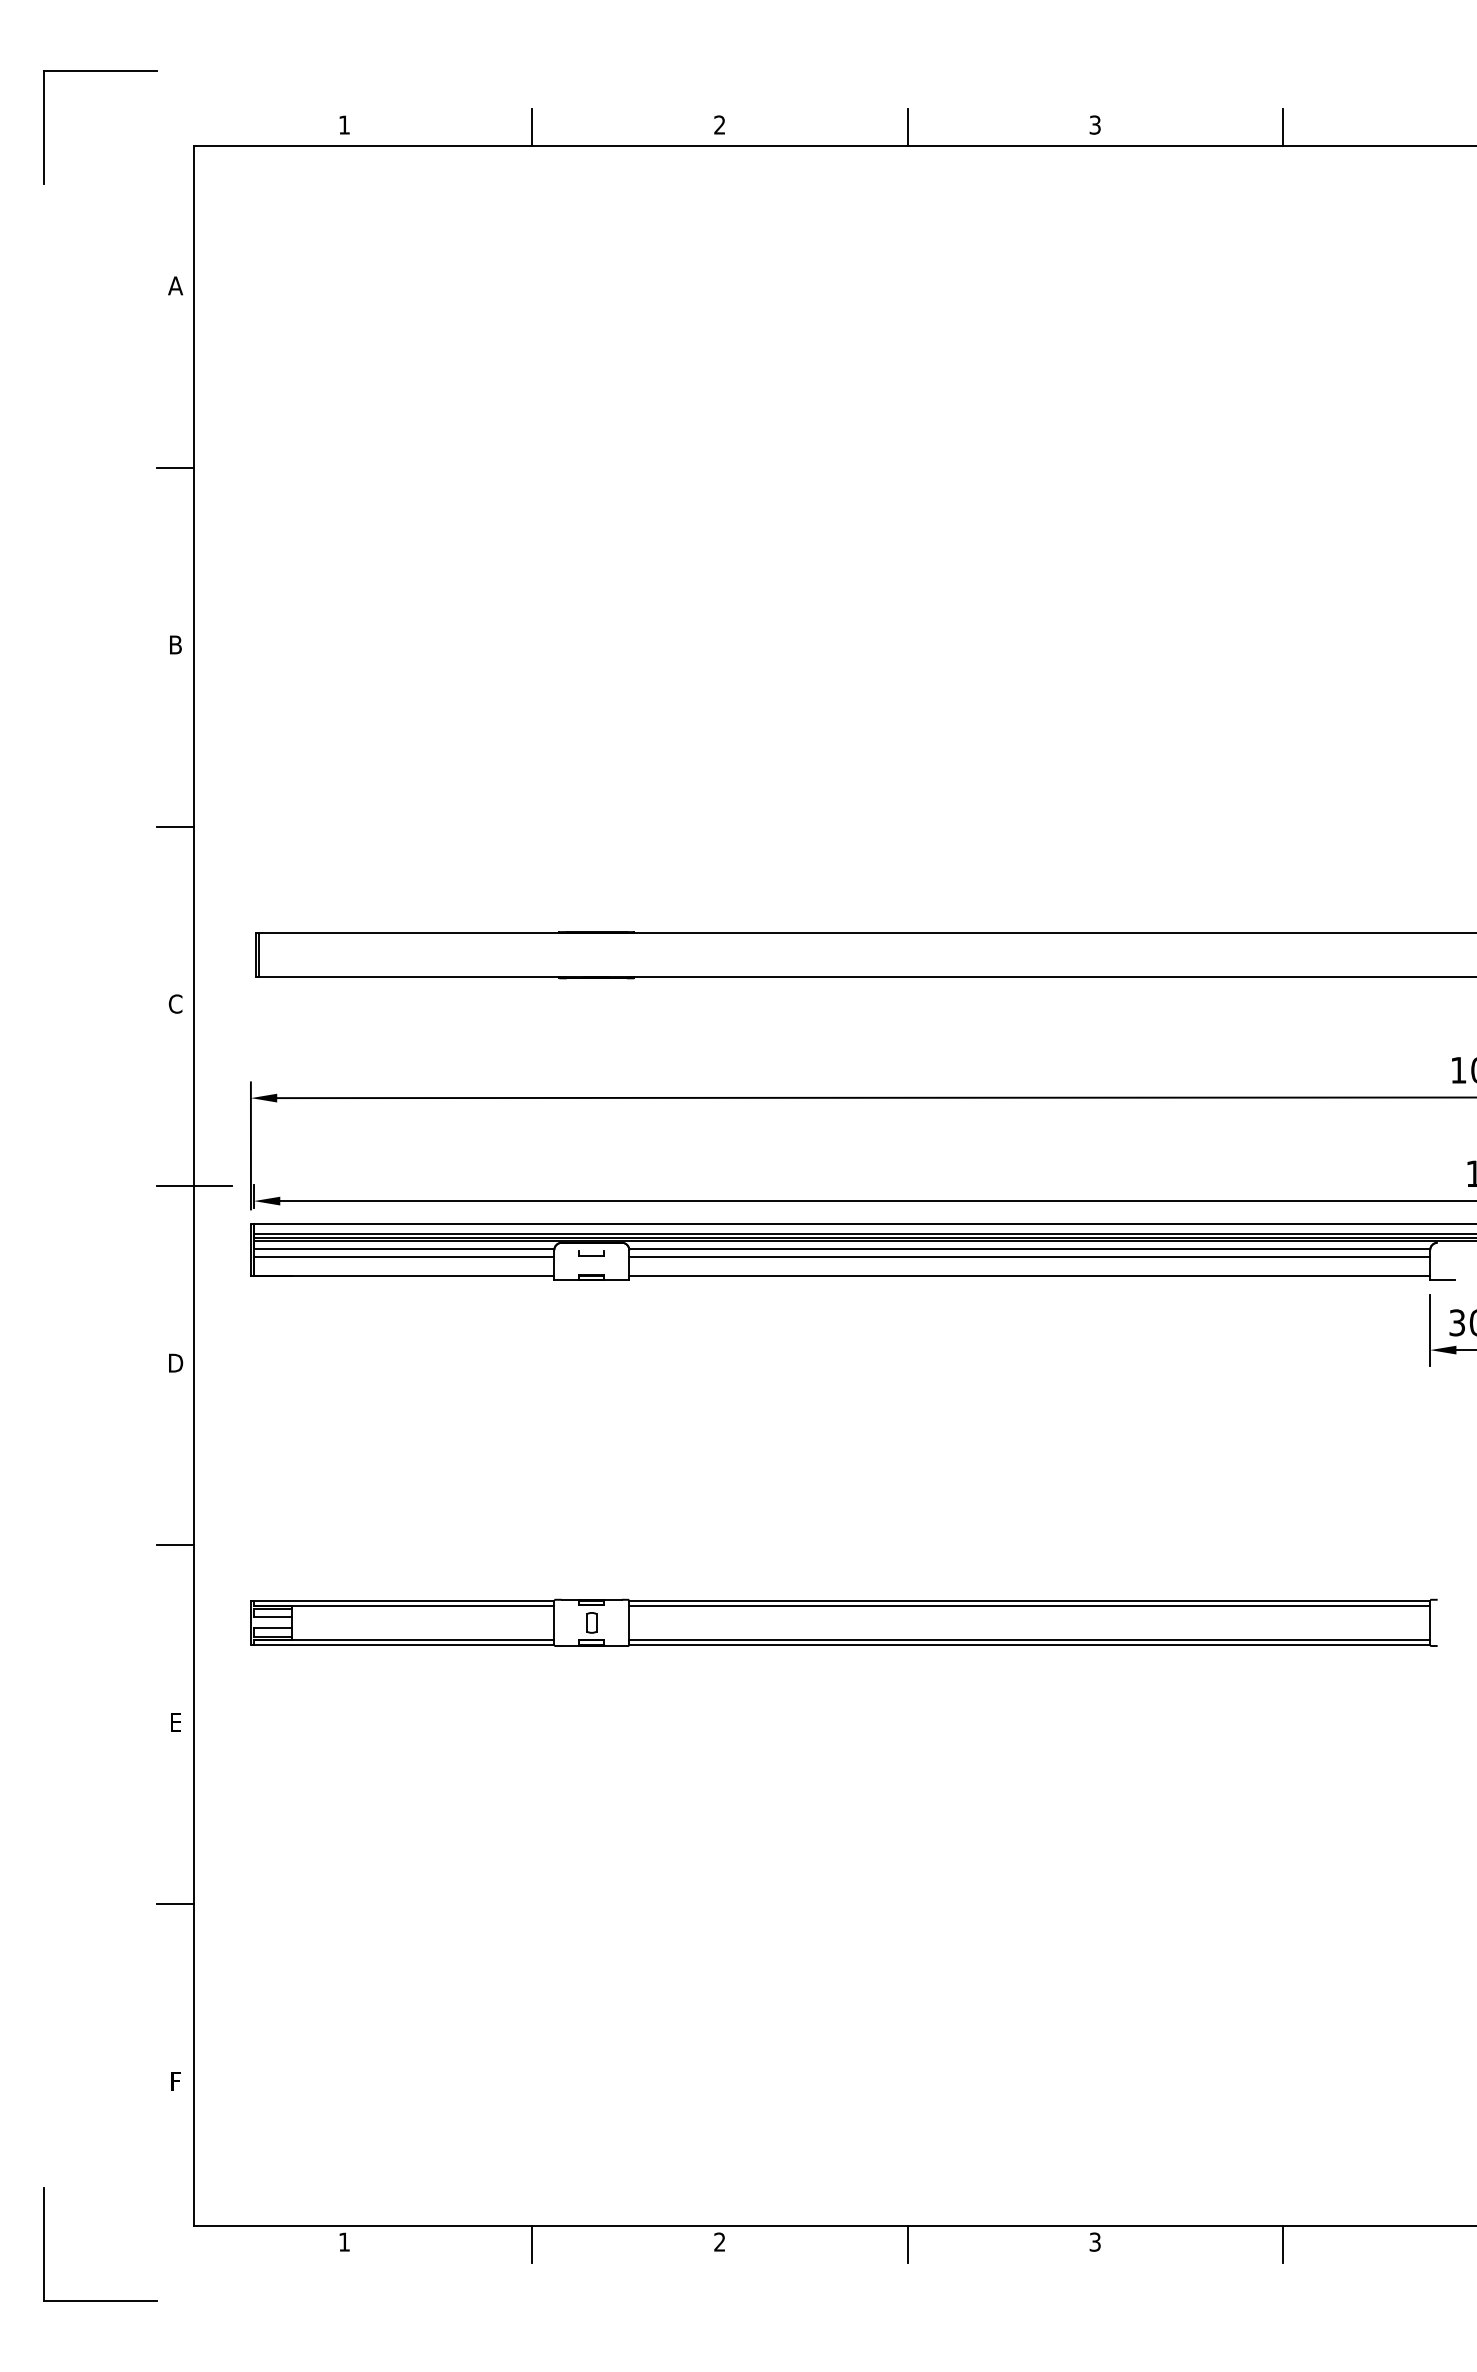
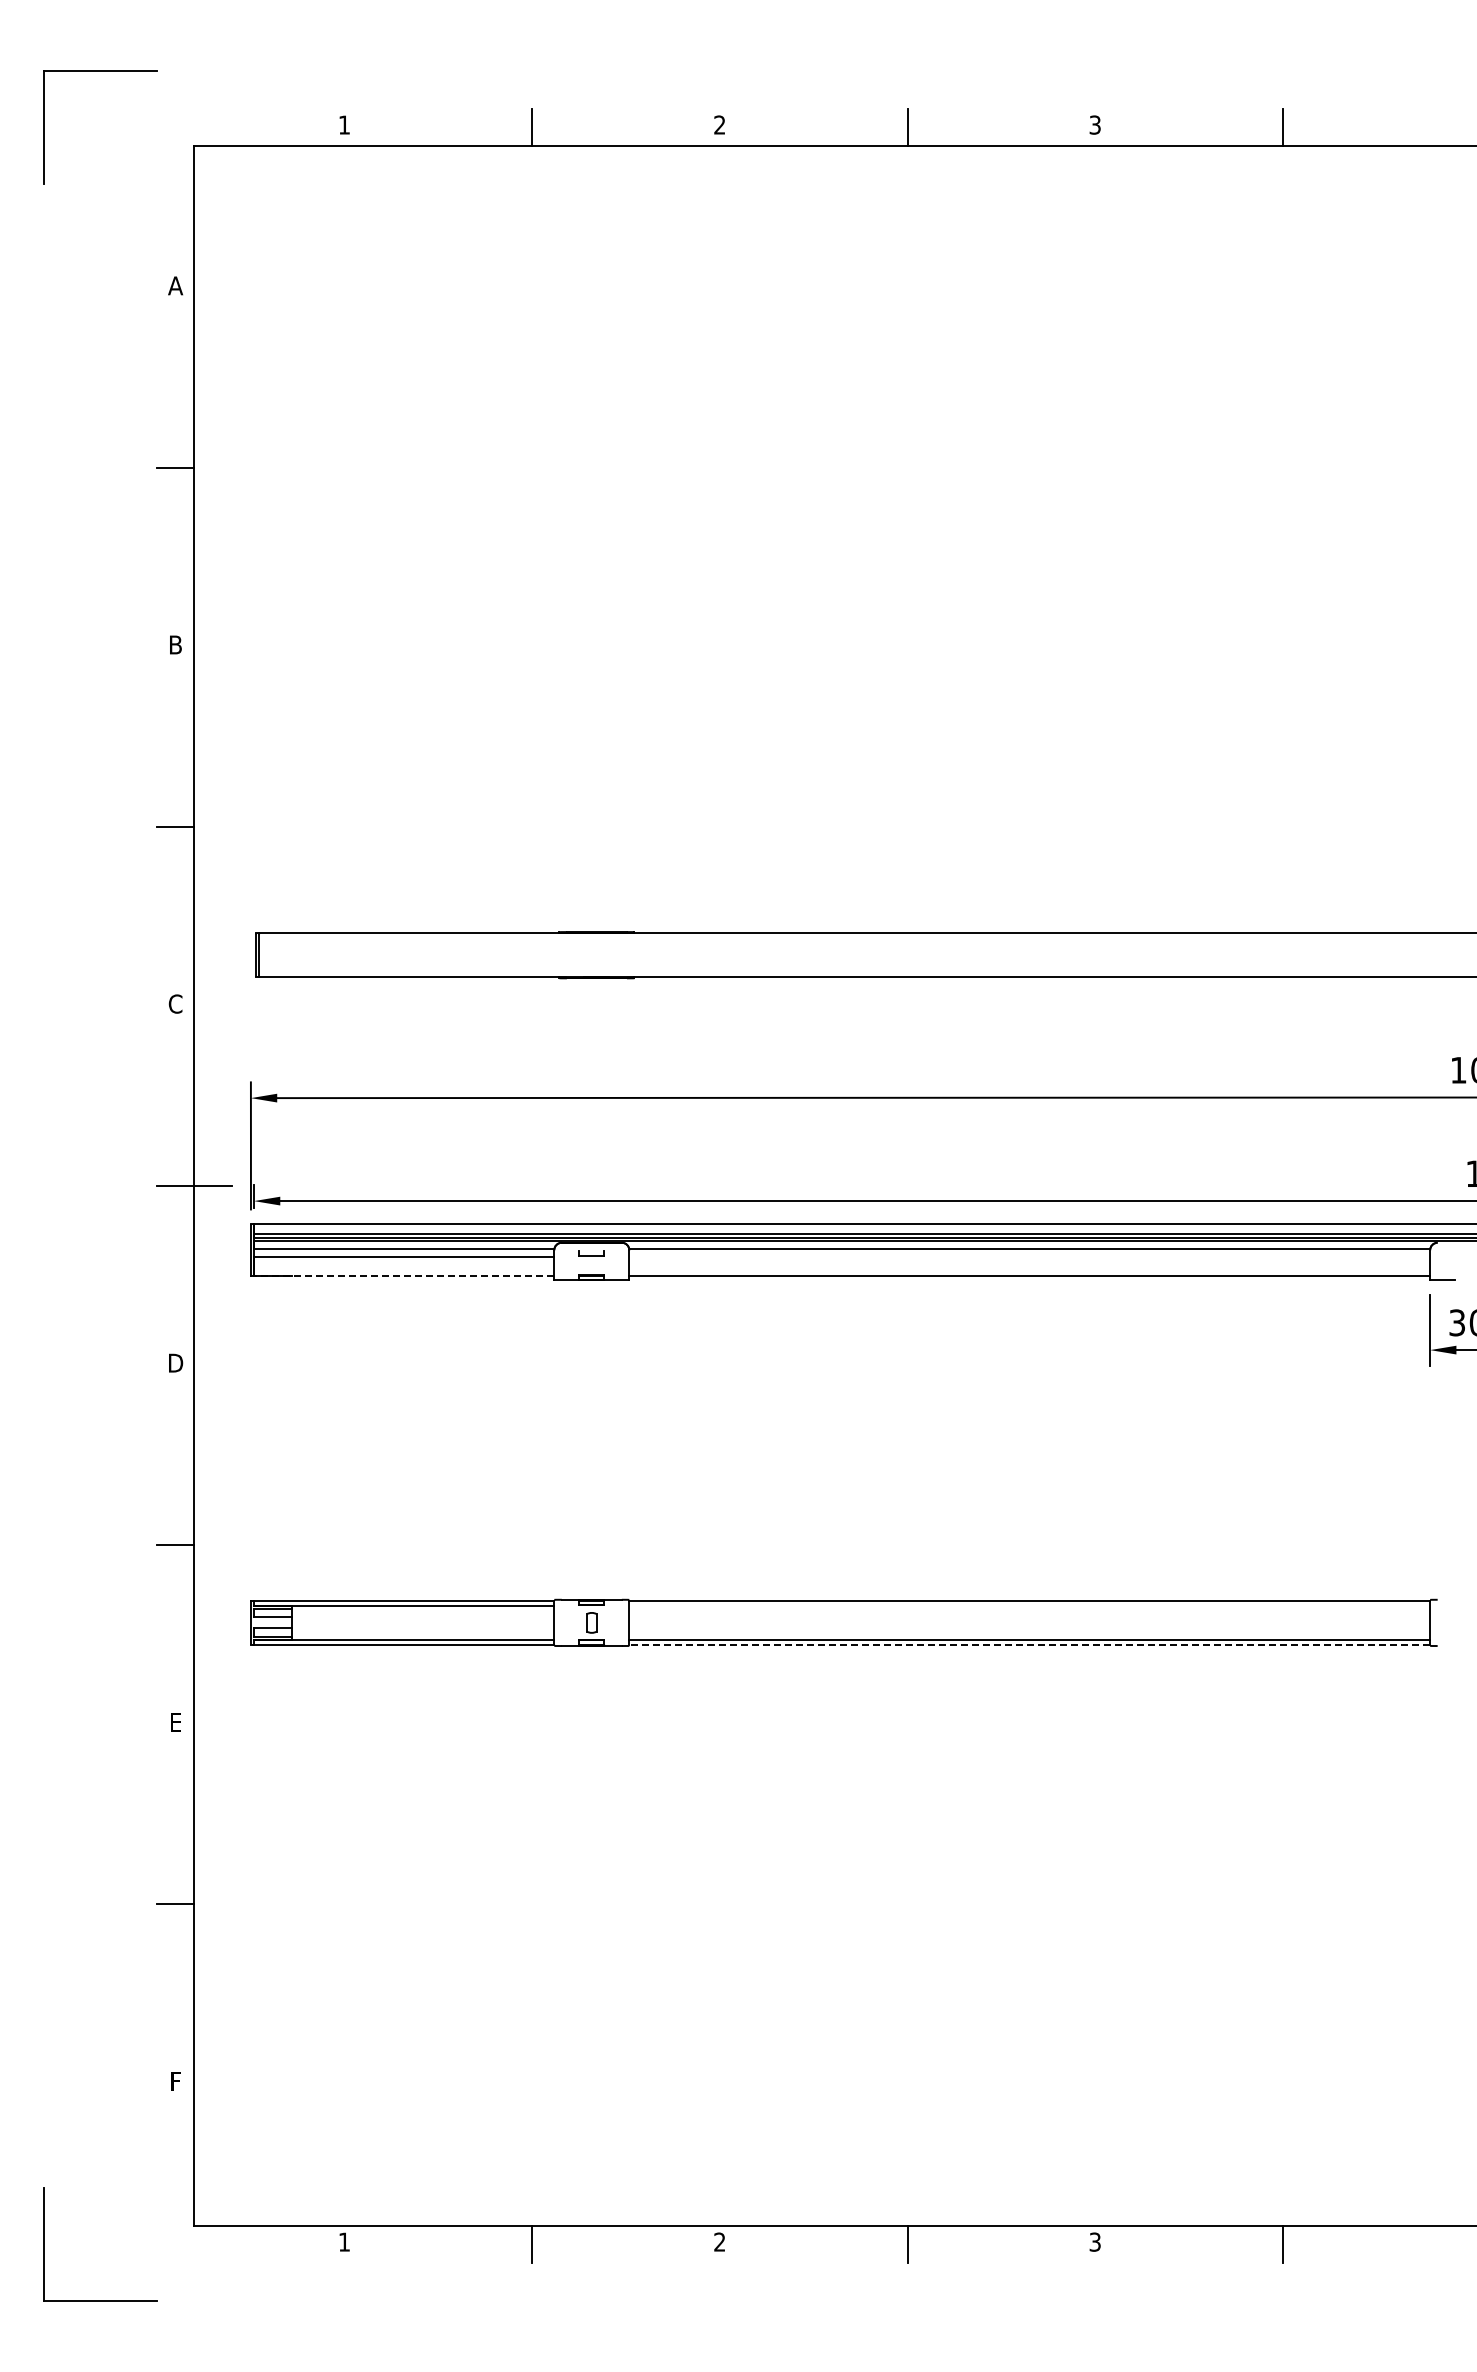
line: present -> none (1029, 1256)
line: solid -> dashed (403, 1276)
line: present -> none (1029, 1605)
line: solid -> dashed (1029, 1644)
